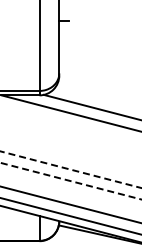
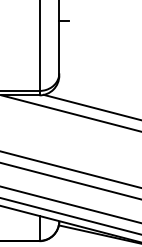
line: dashed -> solid (71, 169)
line: dashed -> solid (70, 181)
